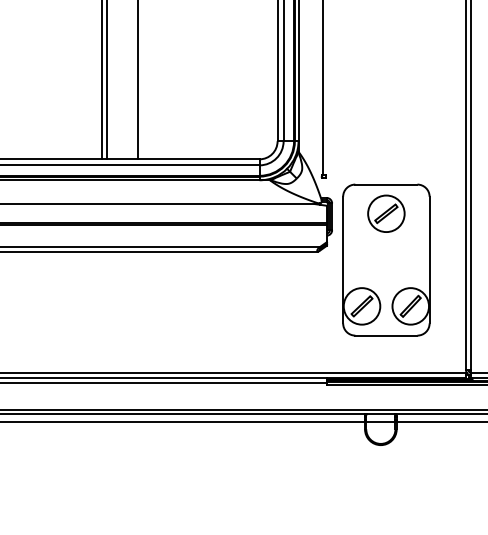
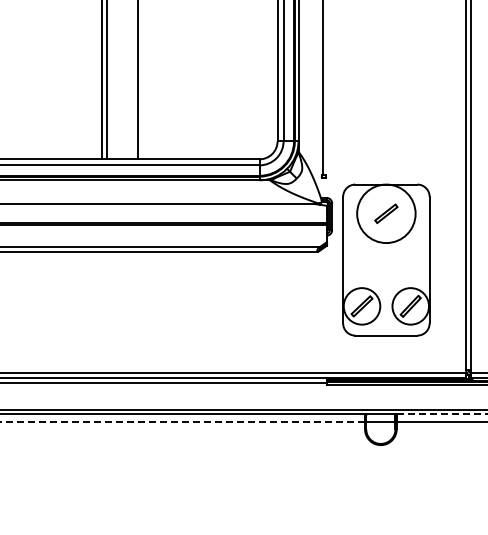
circle diameter: 37 px -> 58 px (386, 213)
line: solid -> dashed (441, 414)
line: solid -> dashed (182, 422)
